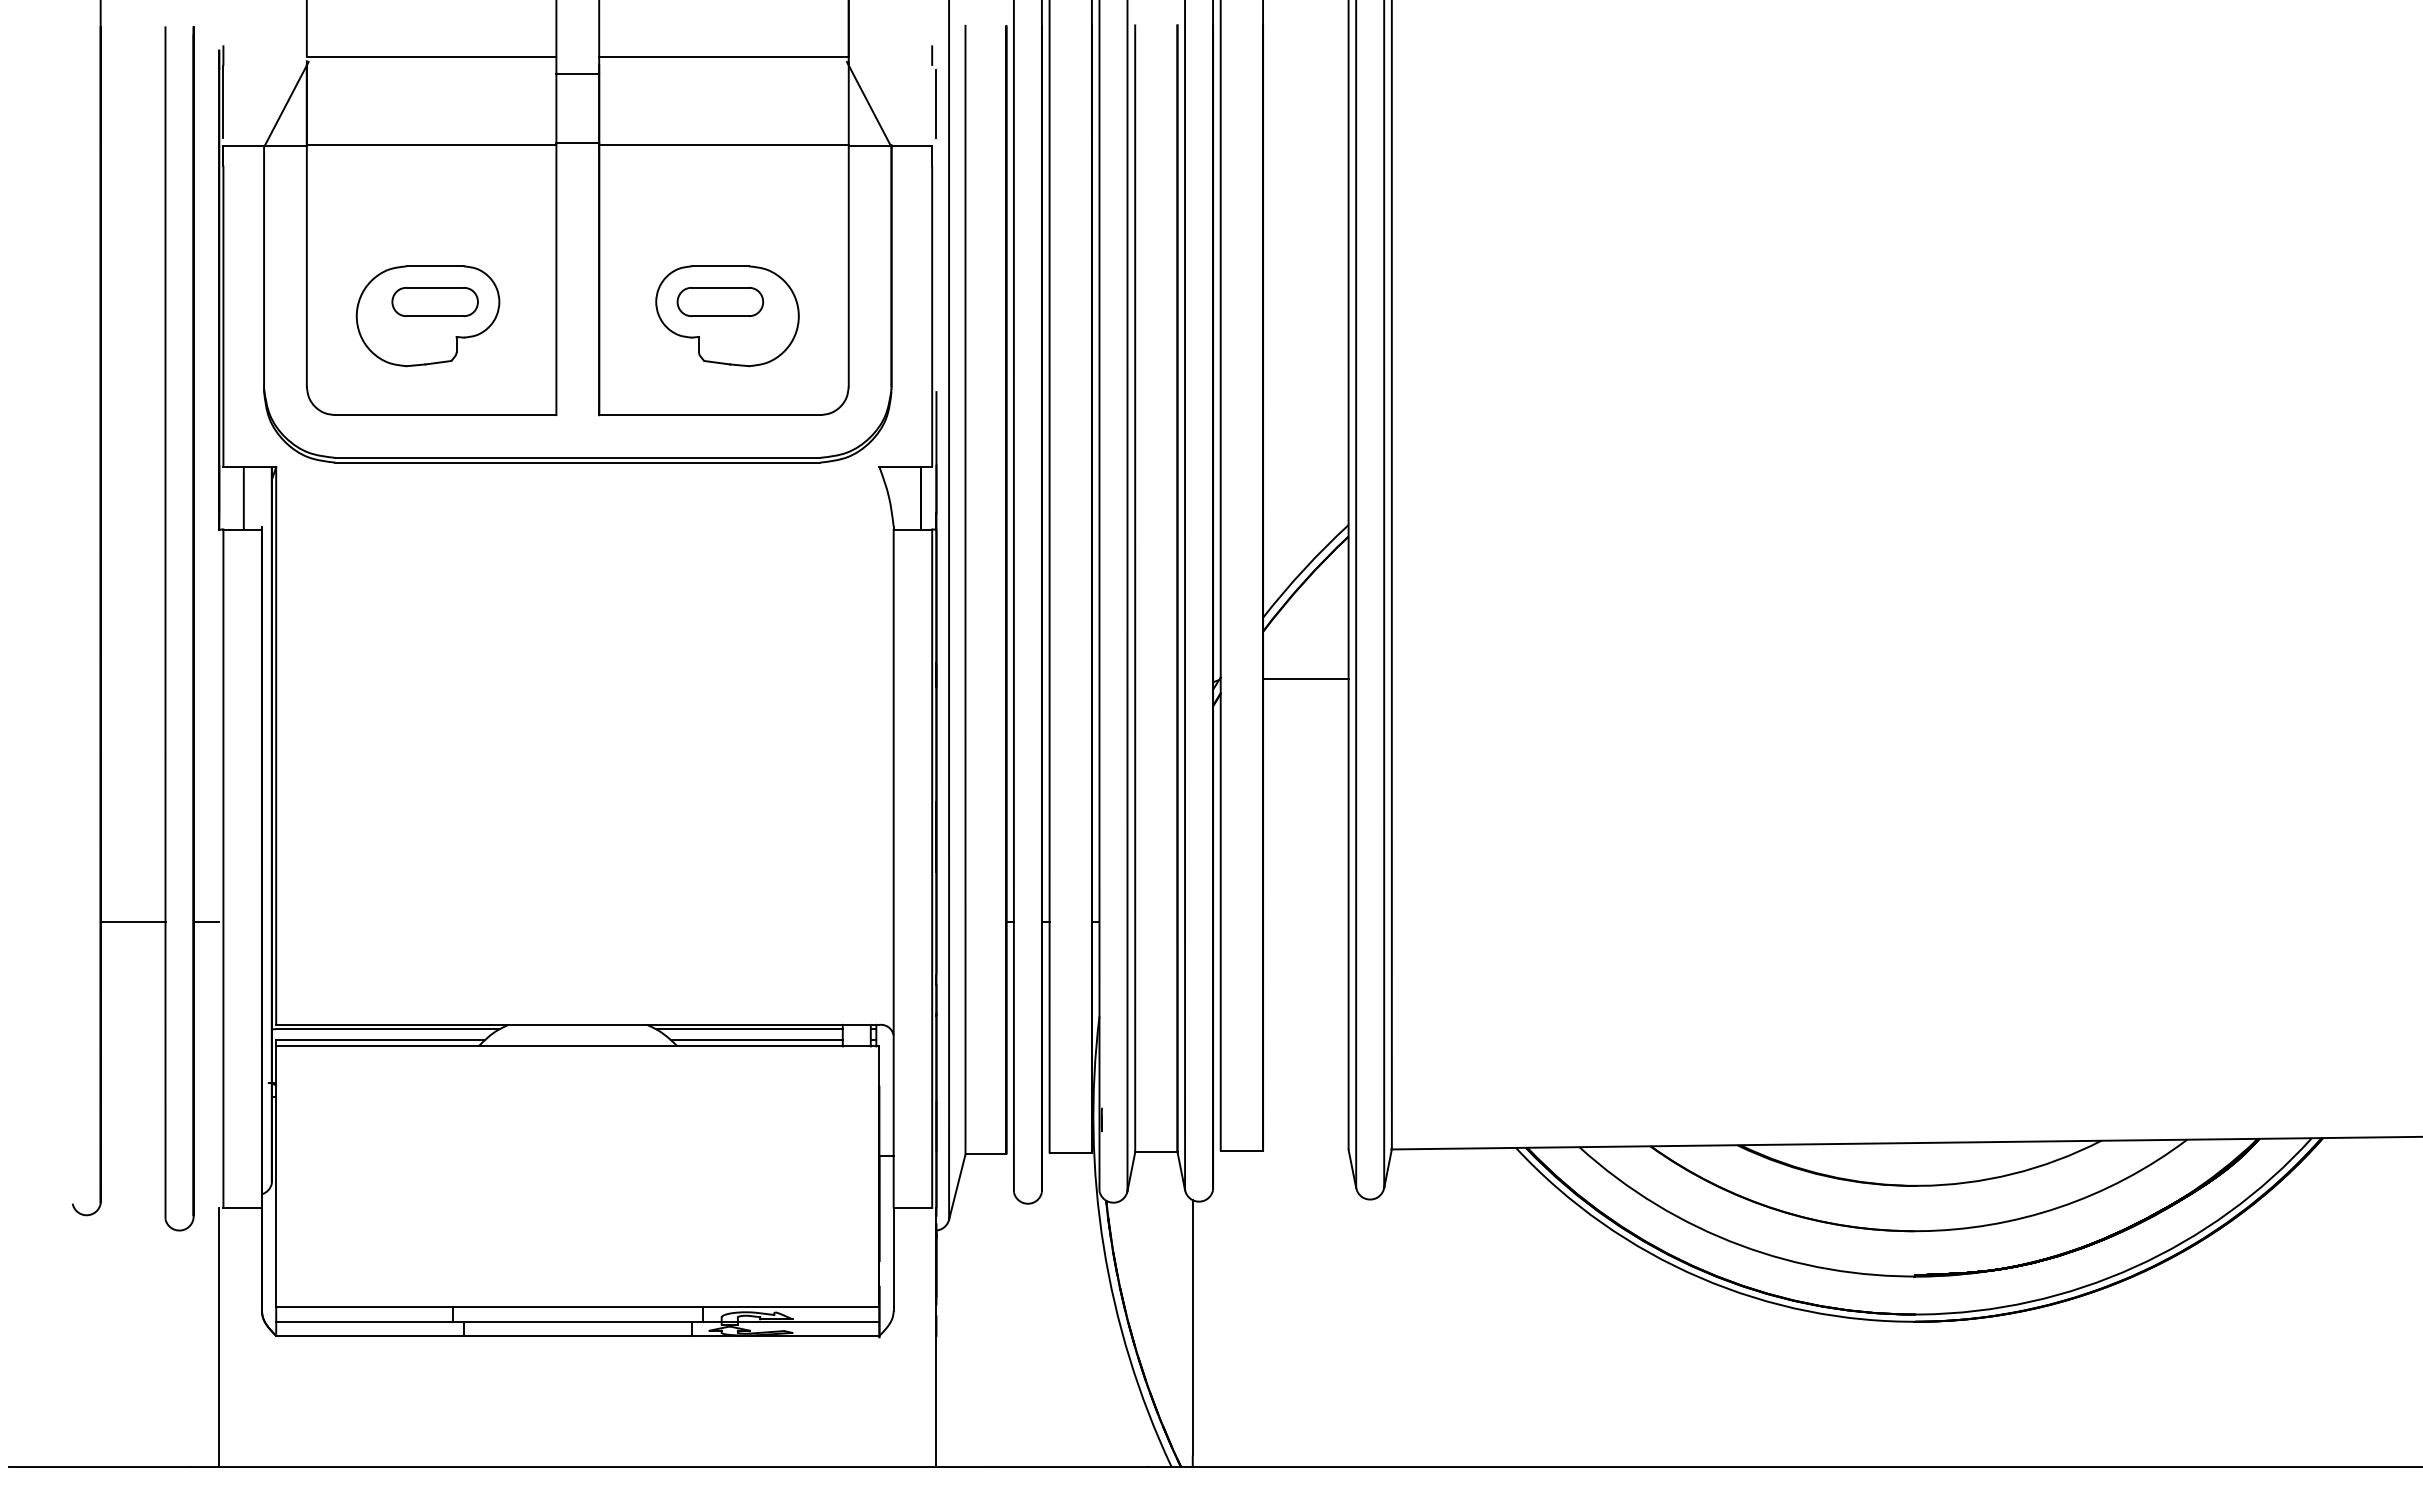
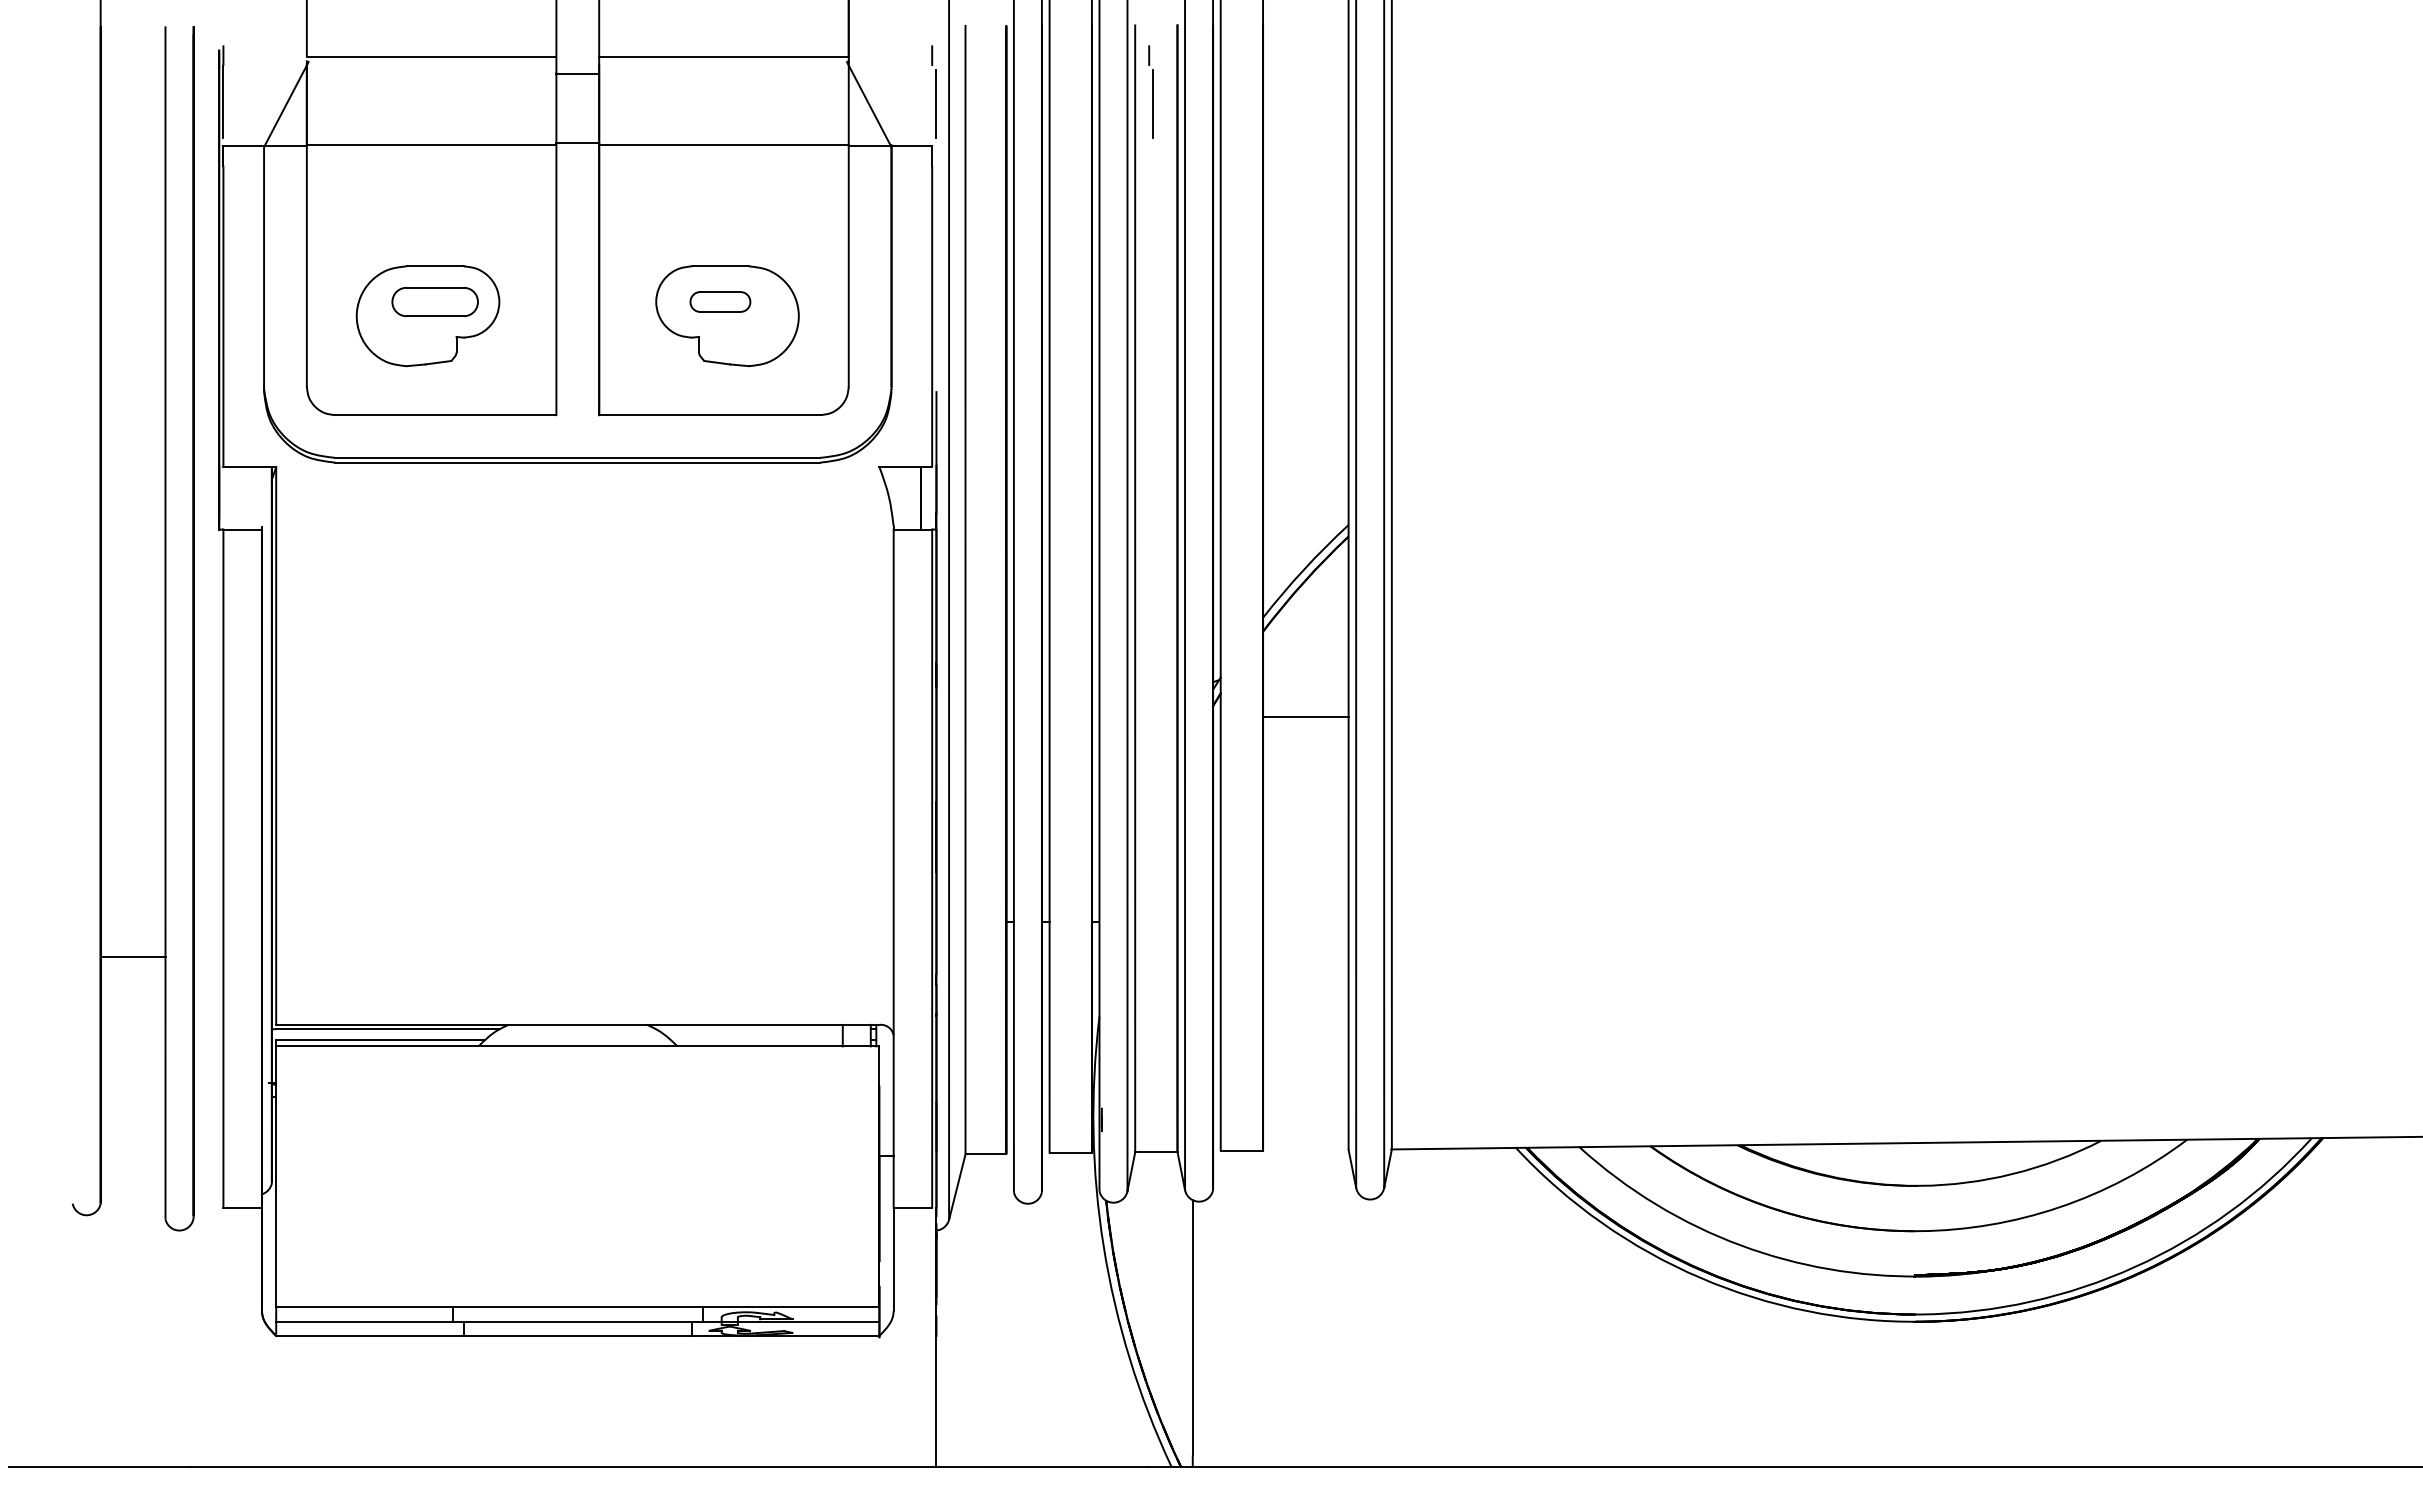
part: none -> present (1150, 91)
part size: 89x32 px -> 63x22 px (720, 301)
line: present -> none (243, 498)
line position: (1305, 678) -> (1305, 716) (1305, 716)
line position: (132, 922) -> (132, 957) (132, 957)
line: present -> none (206, 922)
line: present -> none (748, 1029)
line: present -> none (756, 1039)
line: present -> none (219, 1336)
